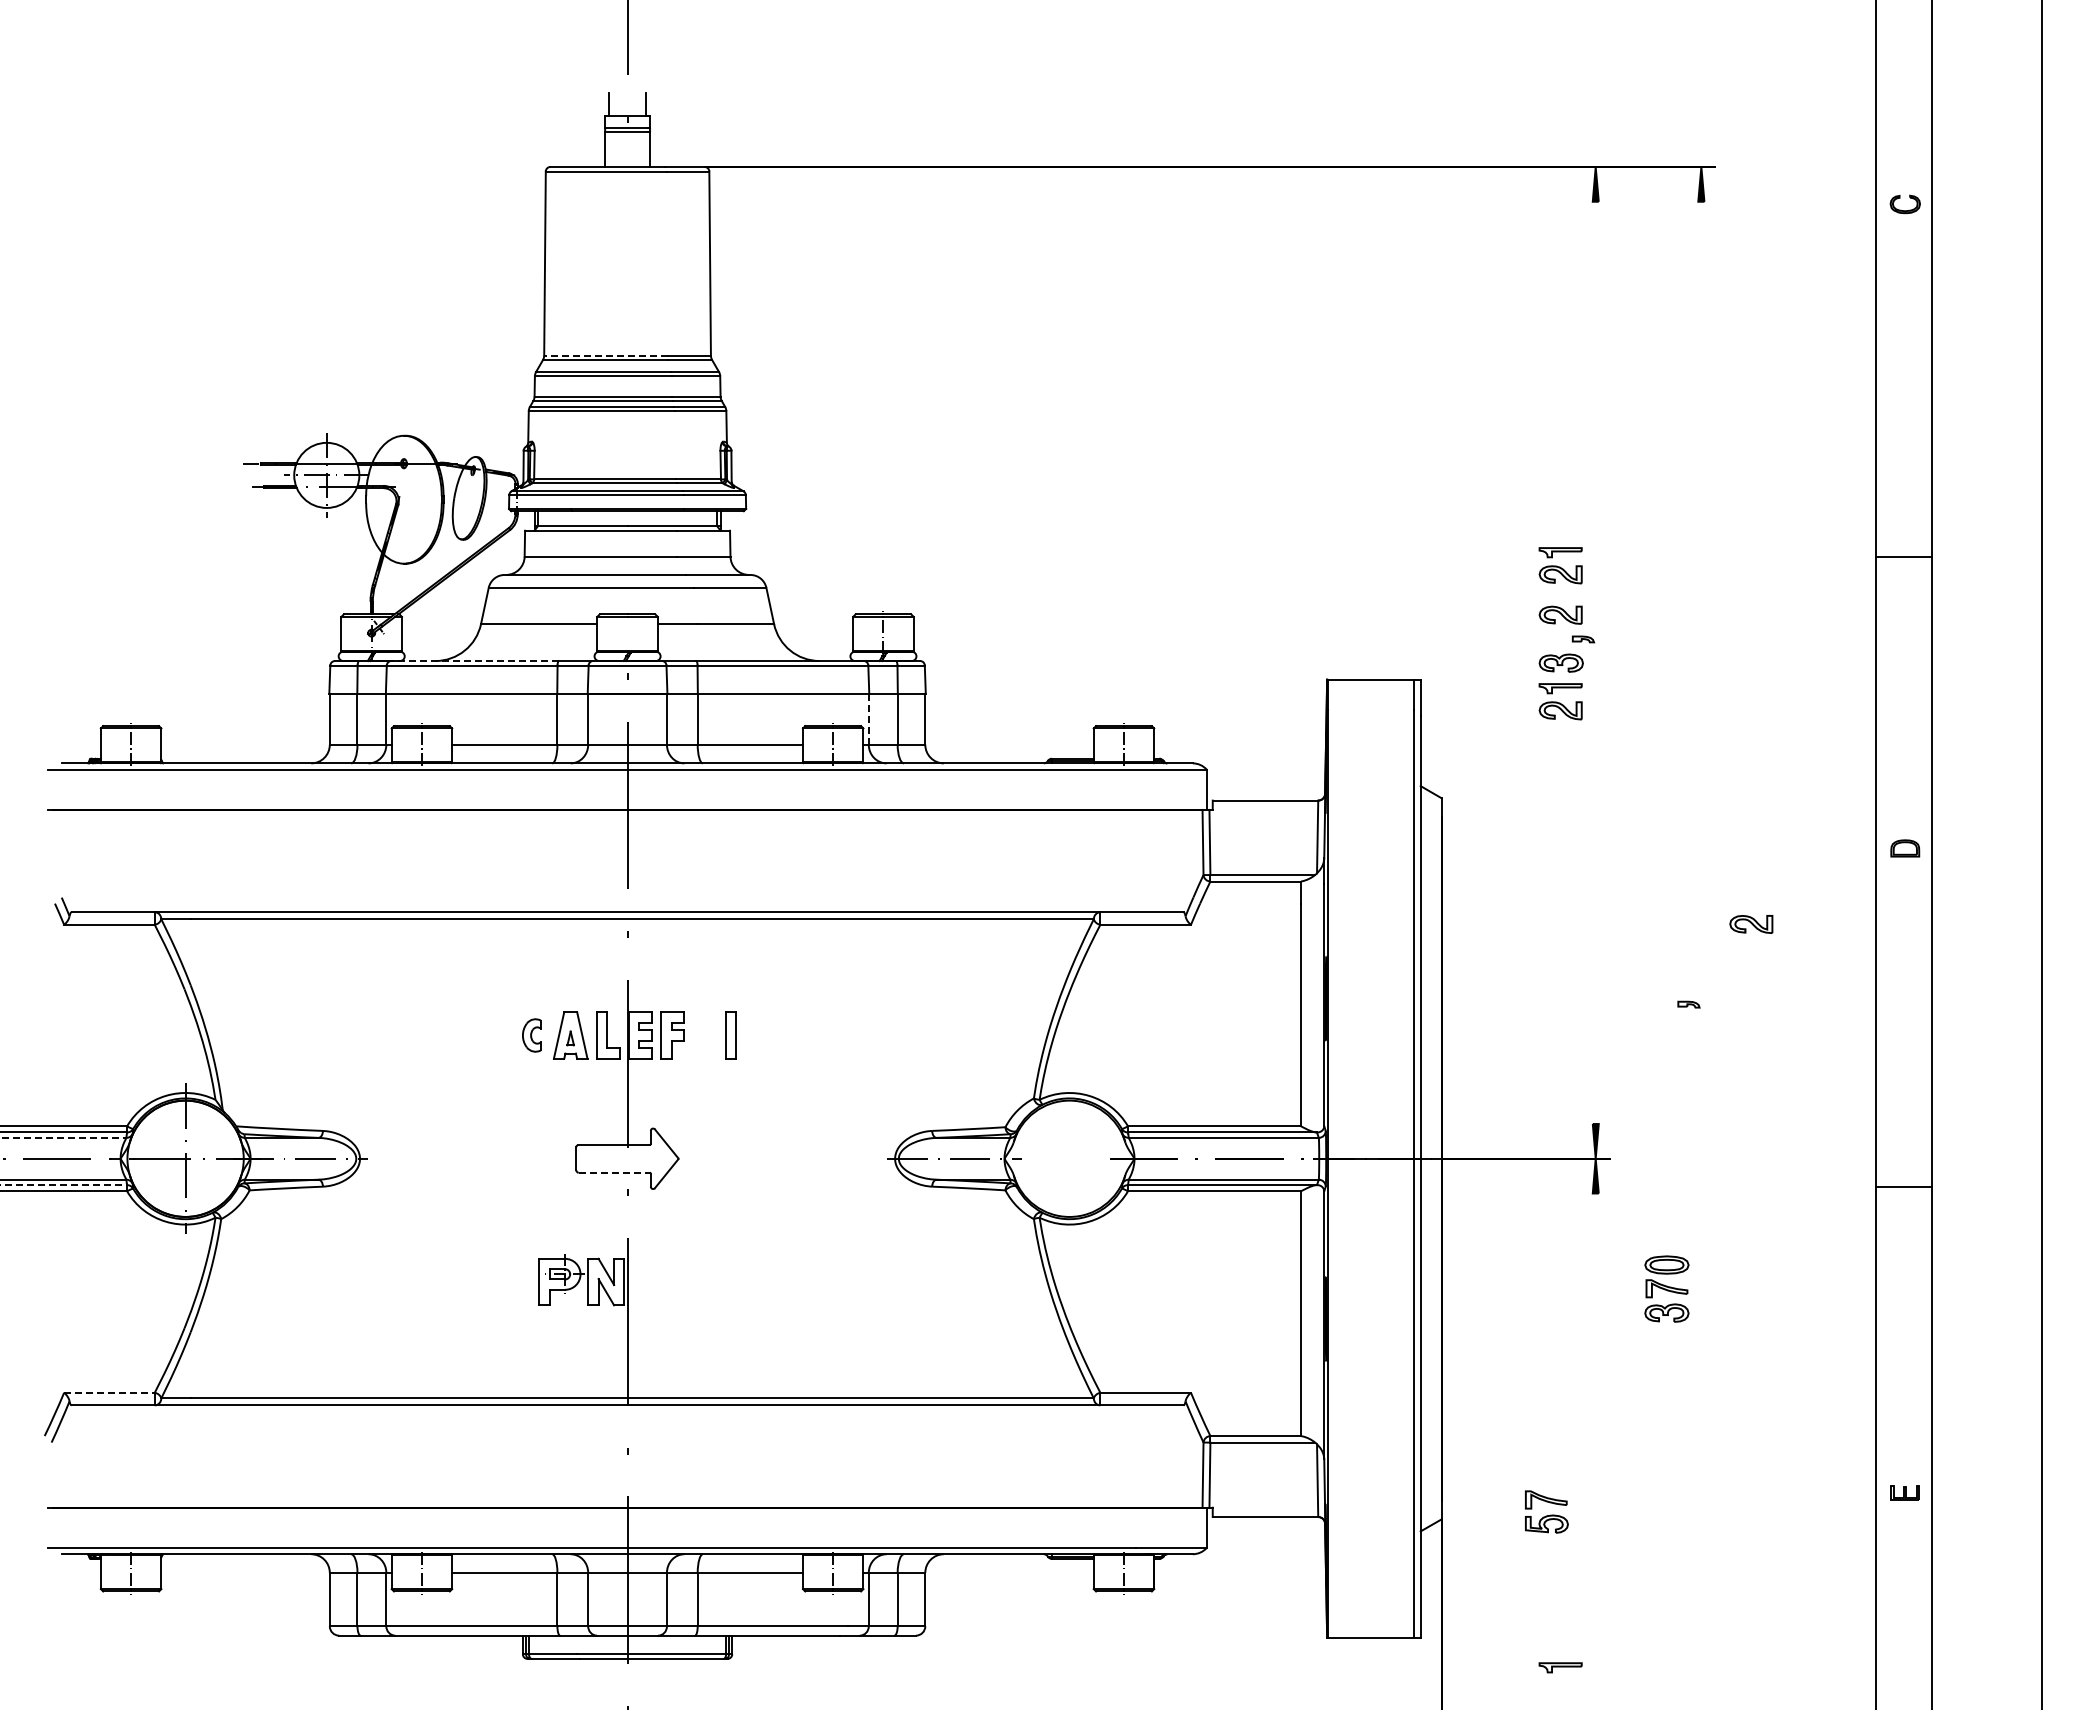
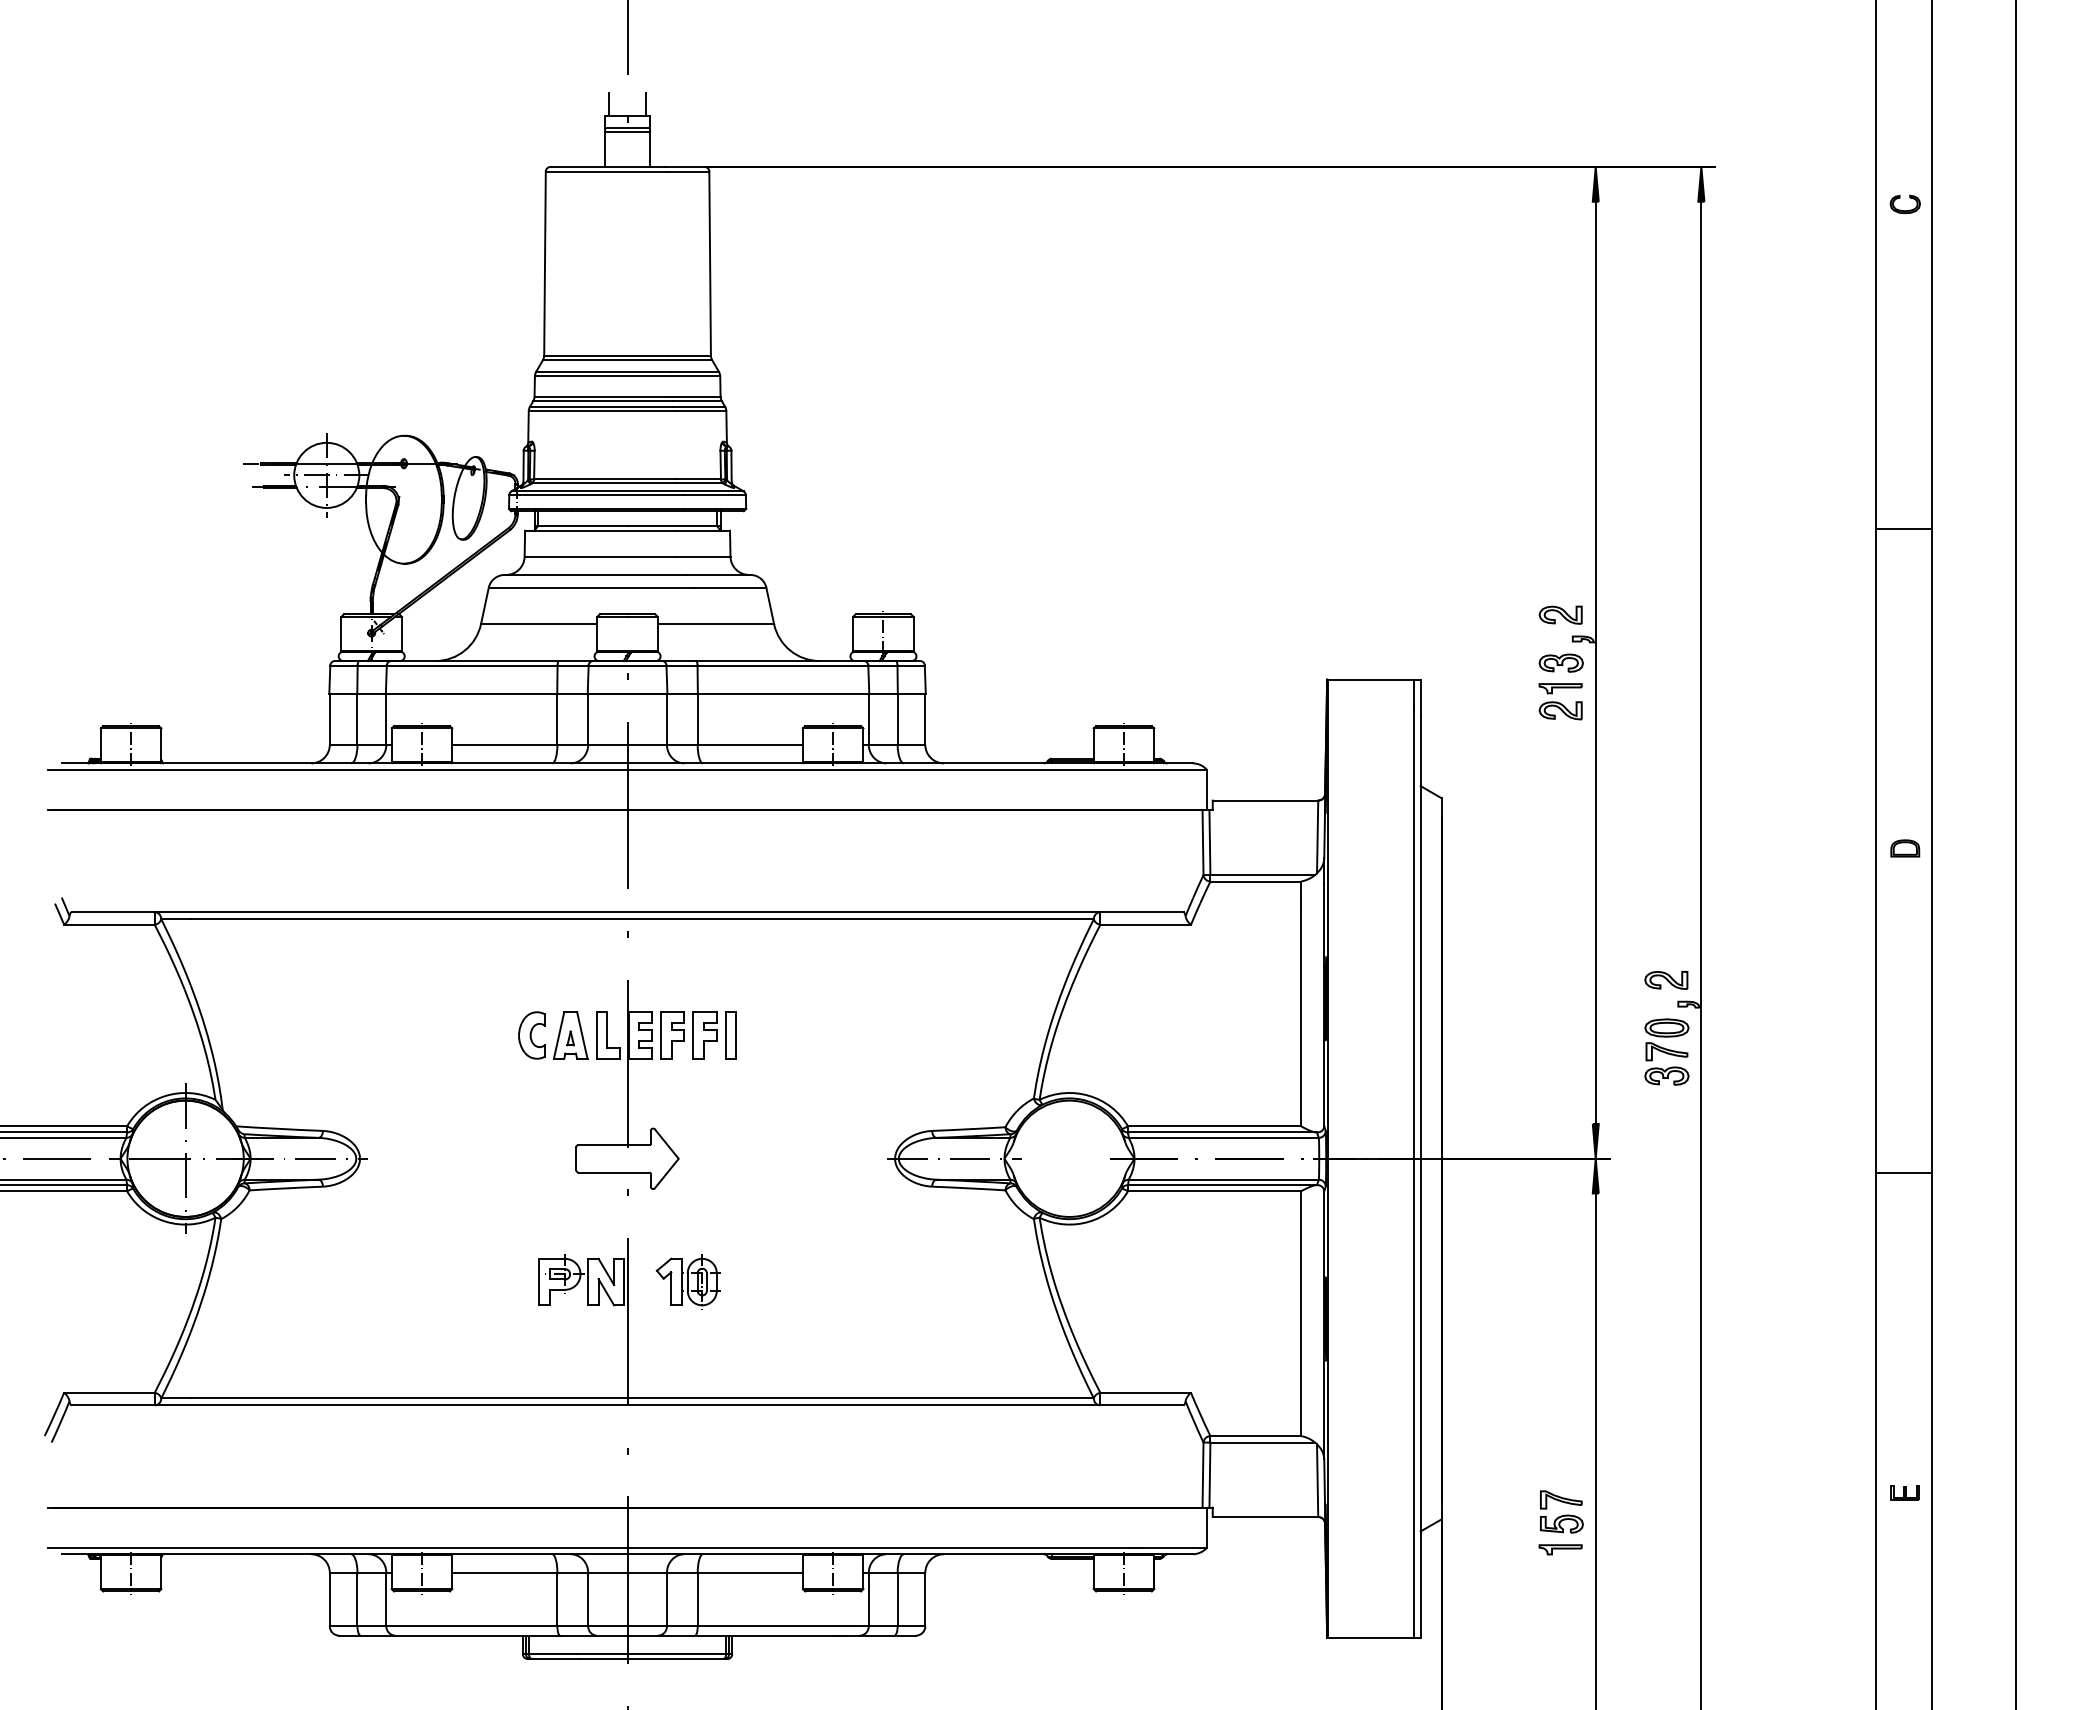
line: dashed -> solid (605, 355)
line position: (1903, 556) -> (1903, 528) (1903, 528)
part: present -> none (1560, 565)
line: dashed -> solid (475, 661)
line: none -> present (1595, 662)
line: dashed -> solid (868, 719)
line position: (2041, 854) -> (2015, 854) (2015, 854)
part position: (1751, 924) -> (1666, 980) (1666, 980)
line: none -> present (1701, 953)
part size: 20x35 px -> 28x49 px (531, 1035)
part: none -> present (704, 1035)
line: dashed -> solid (63, 1137)
line: dashed -> solid (614, 1172)
line: dashed -> solid (64, 1185)
line position: (1903, 1187) -> (1903, 1173) (1903, 1173)
part: none -> present (687, 1281)
part position: (1666, 1288) -> (1666, 1051) (1666, 1051)
line: dashed -> solid (109, 1392)
line: none -> present (1595, 1449)
part position: (1546, 1511) -> (1561, 1511) (1561, 1511)
part position: (1560, 1667) -> (1560, 1549) (1560, 1549)
